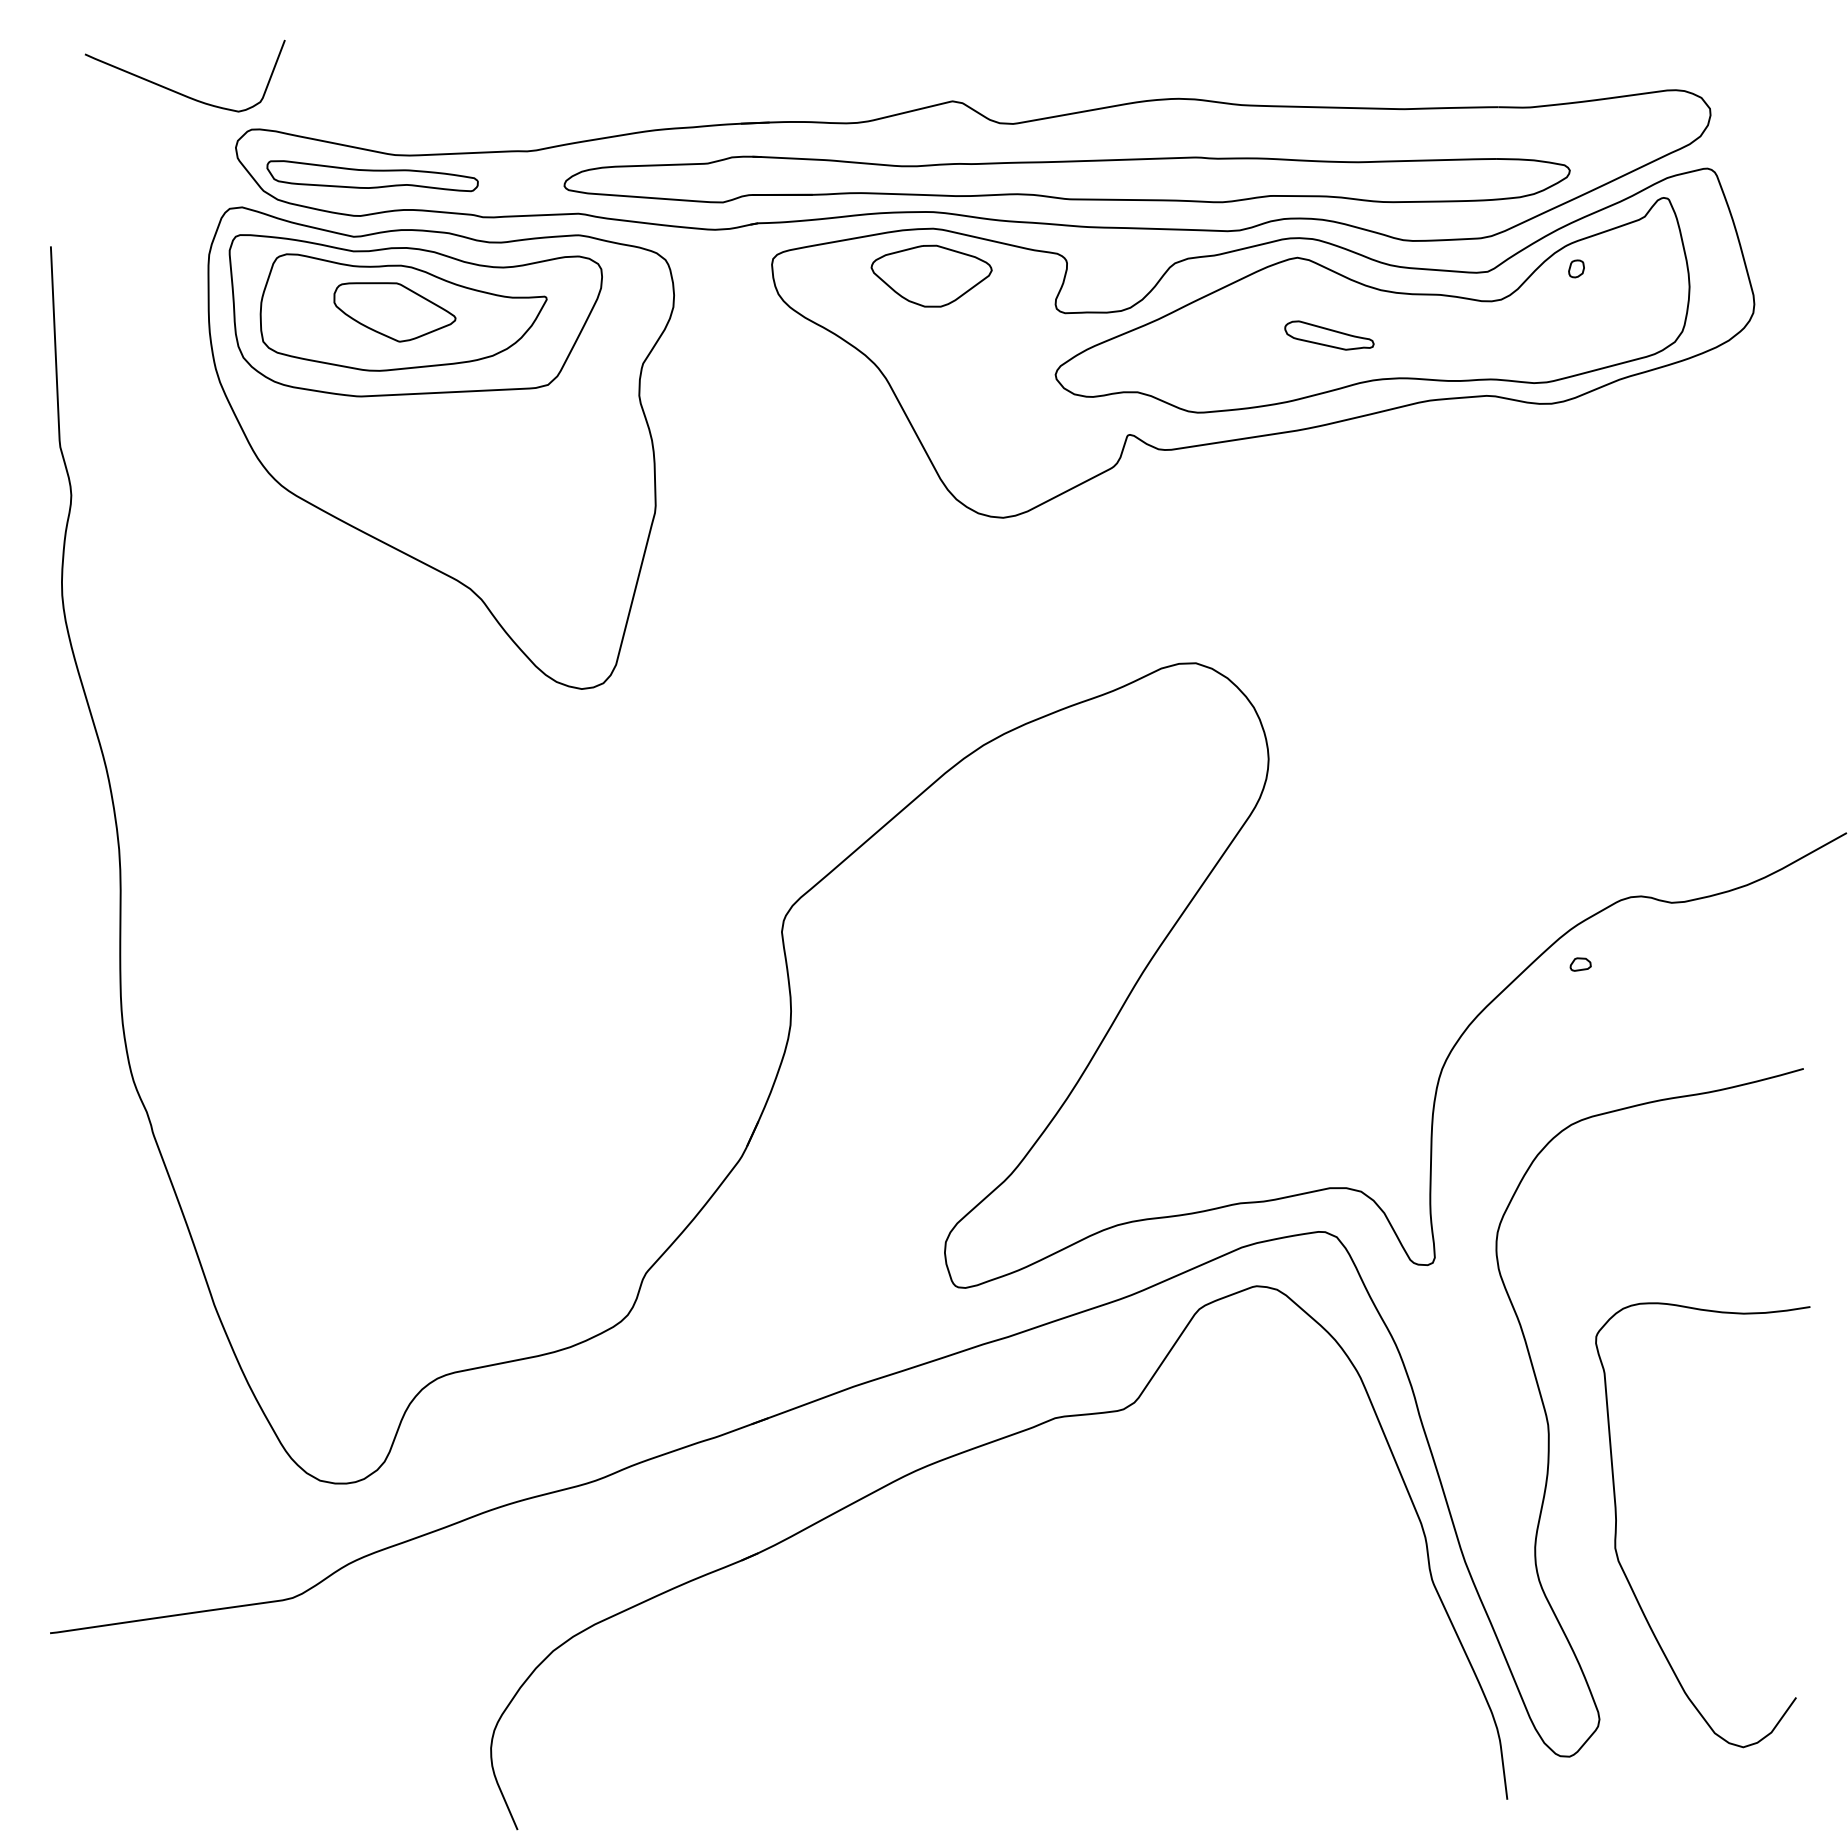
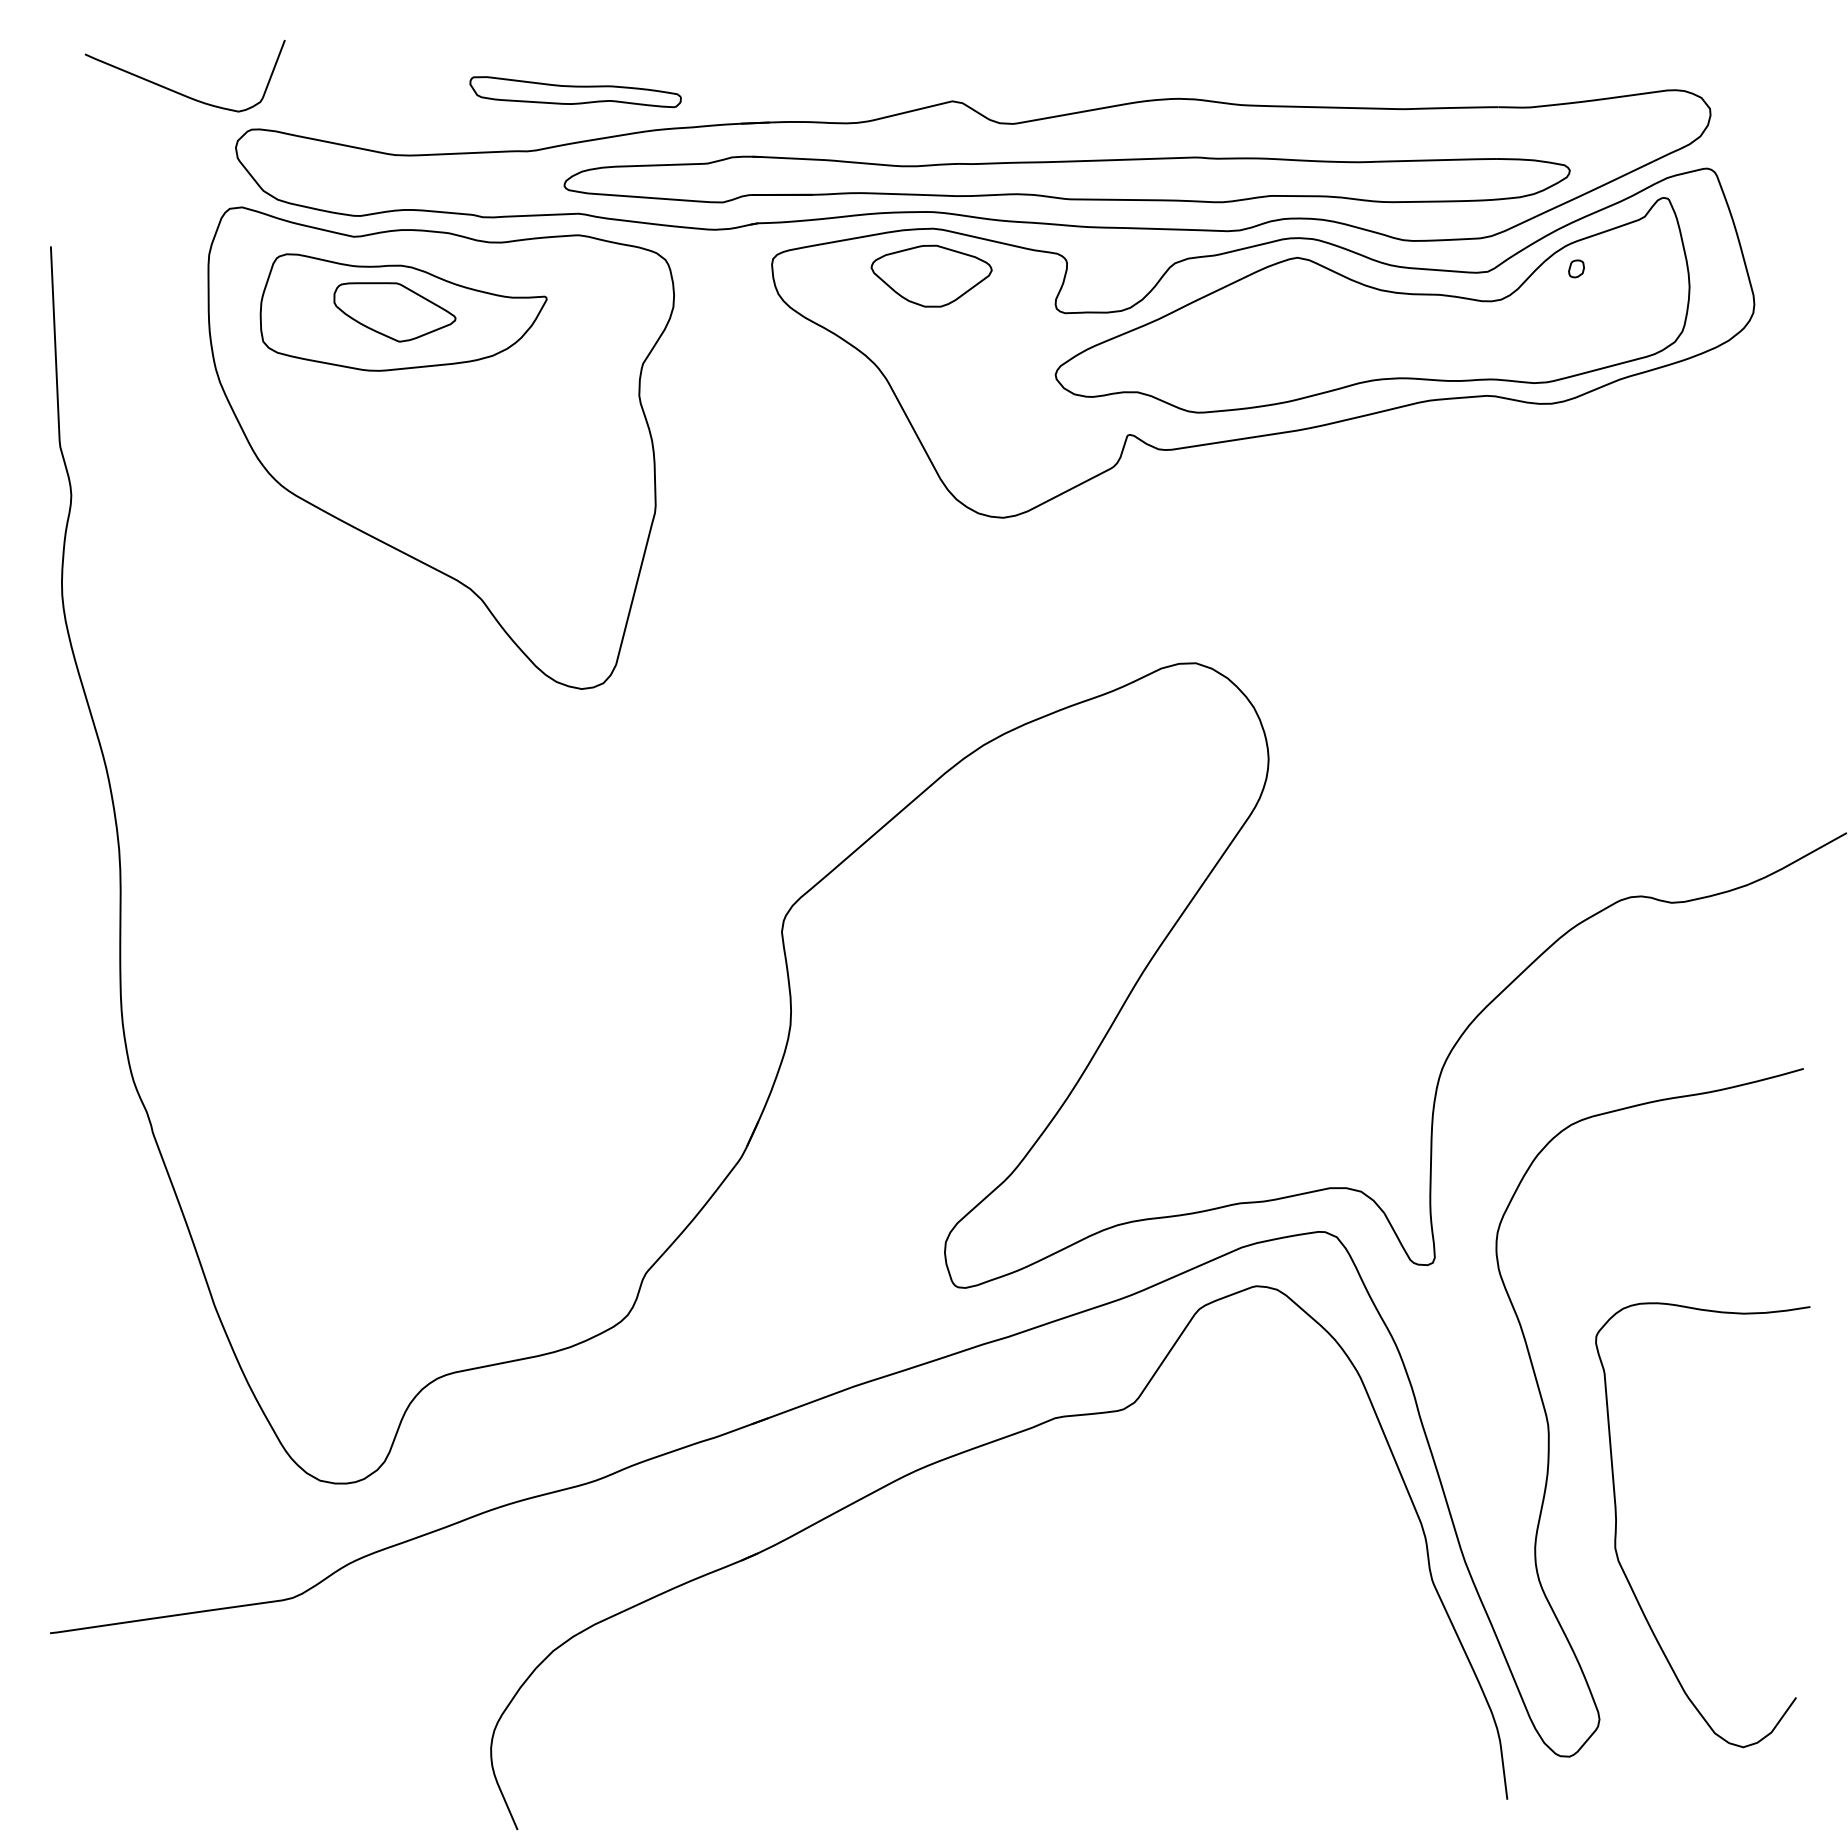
part position: (372, 176) -> (575, 92) (575, 92)
part: present -> none (415, 315)
part: present -> none (1329, 335)
part: present -> none (1580, 964)
